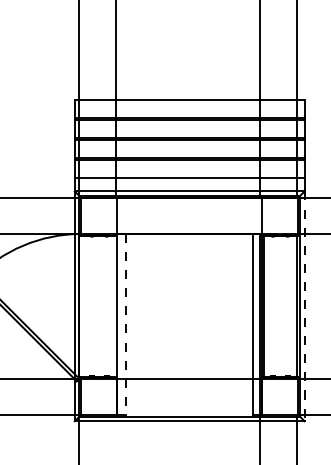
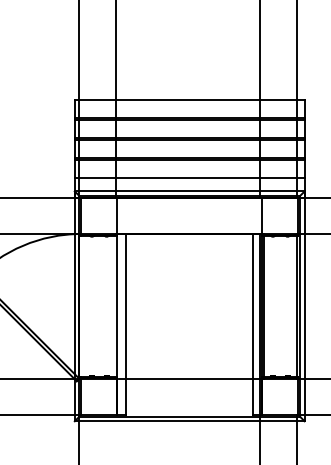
line: dashed -> solid (304, 306)
line: dashed -> solid (126, 324)
